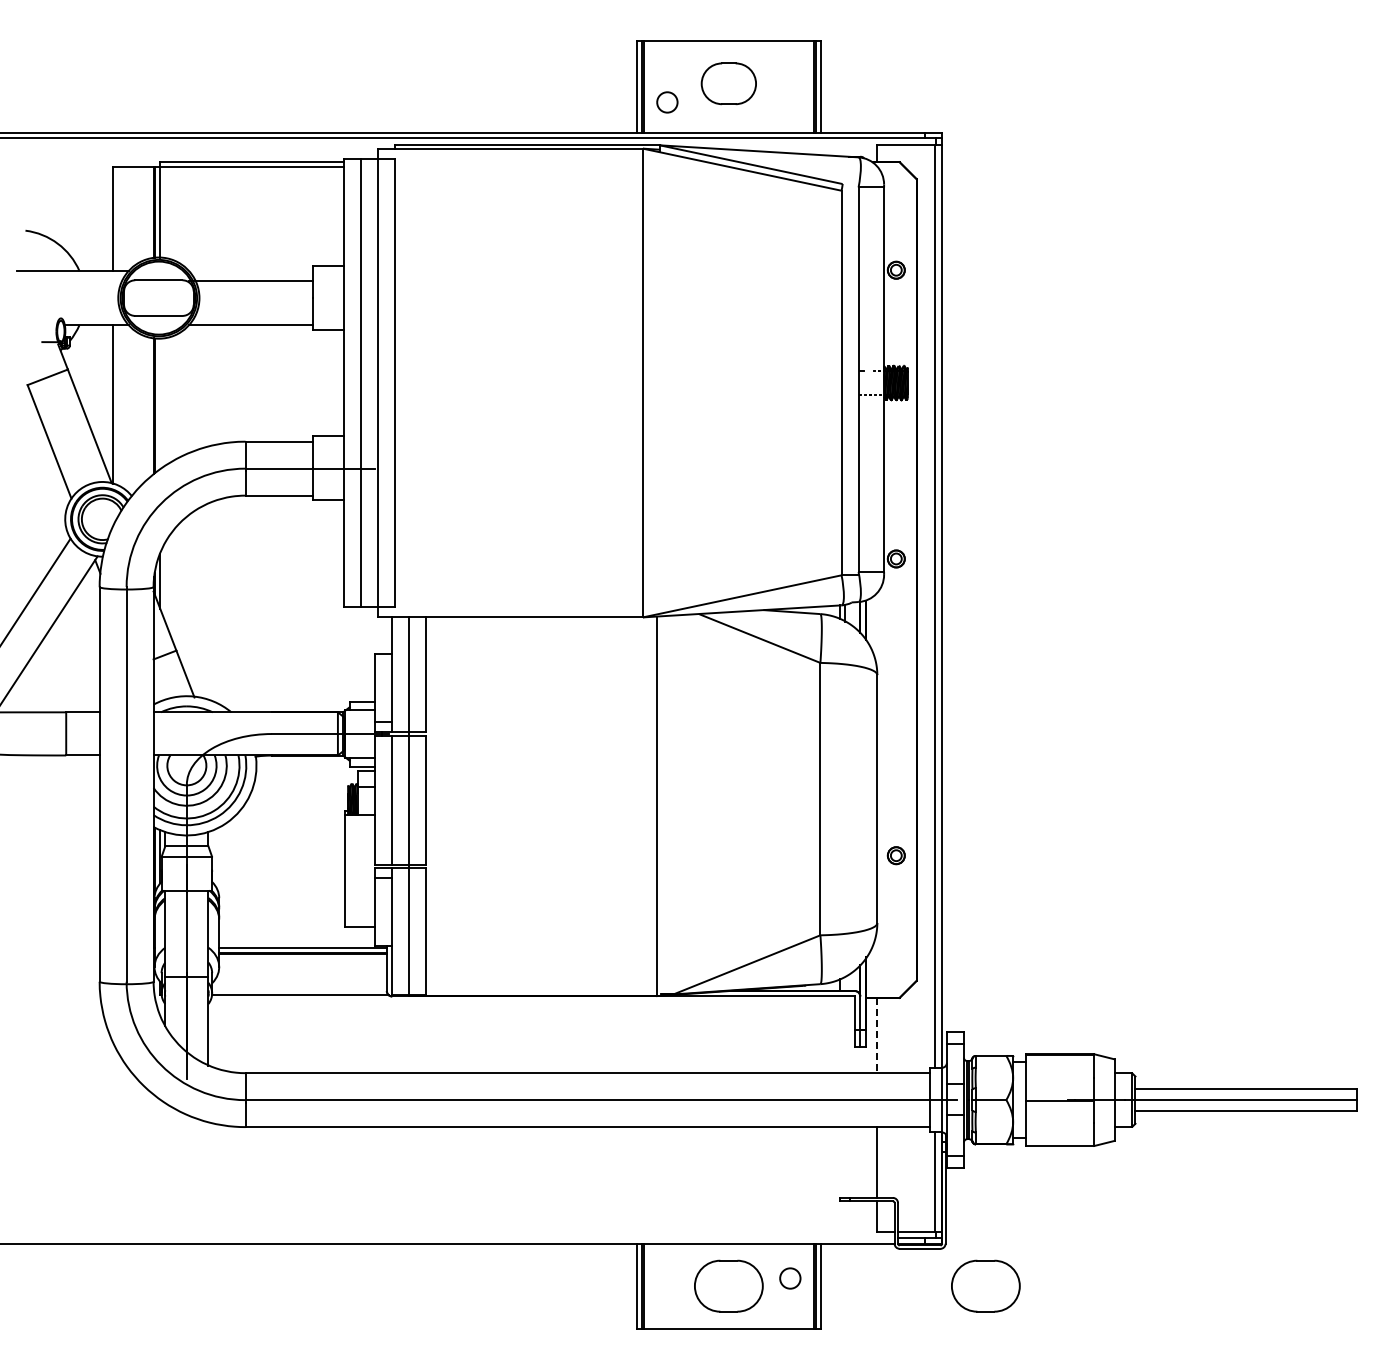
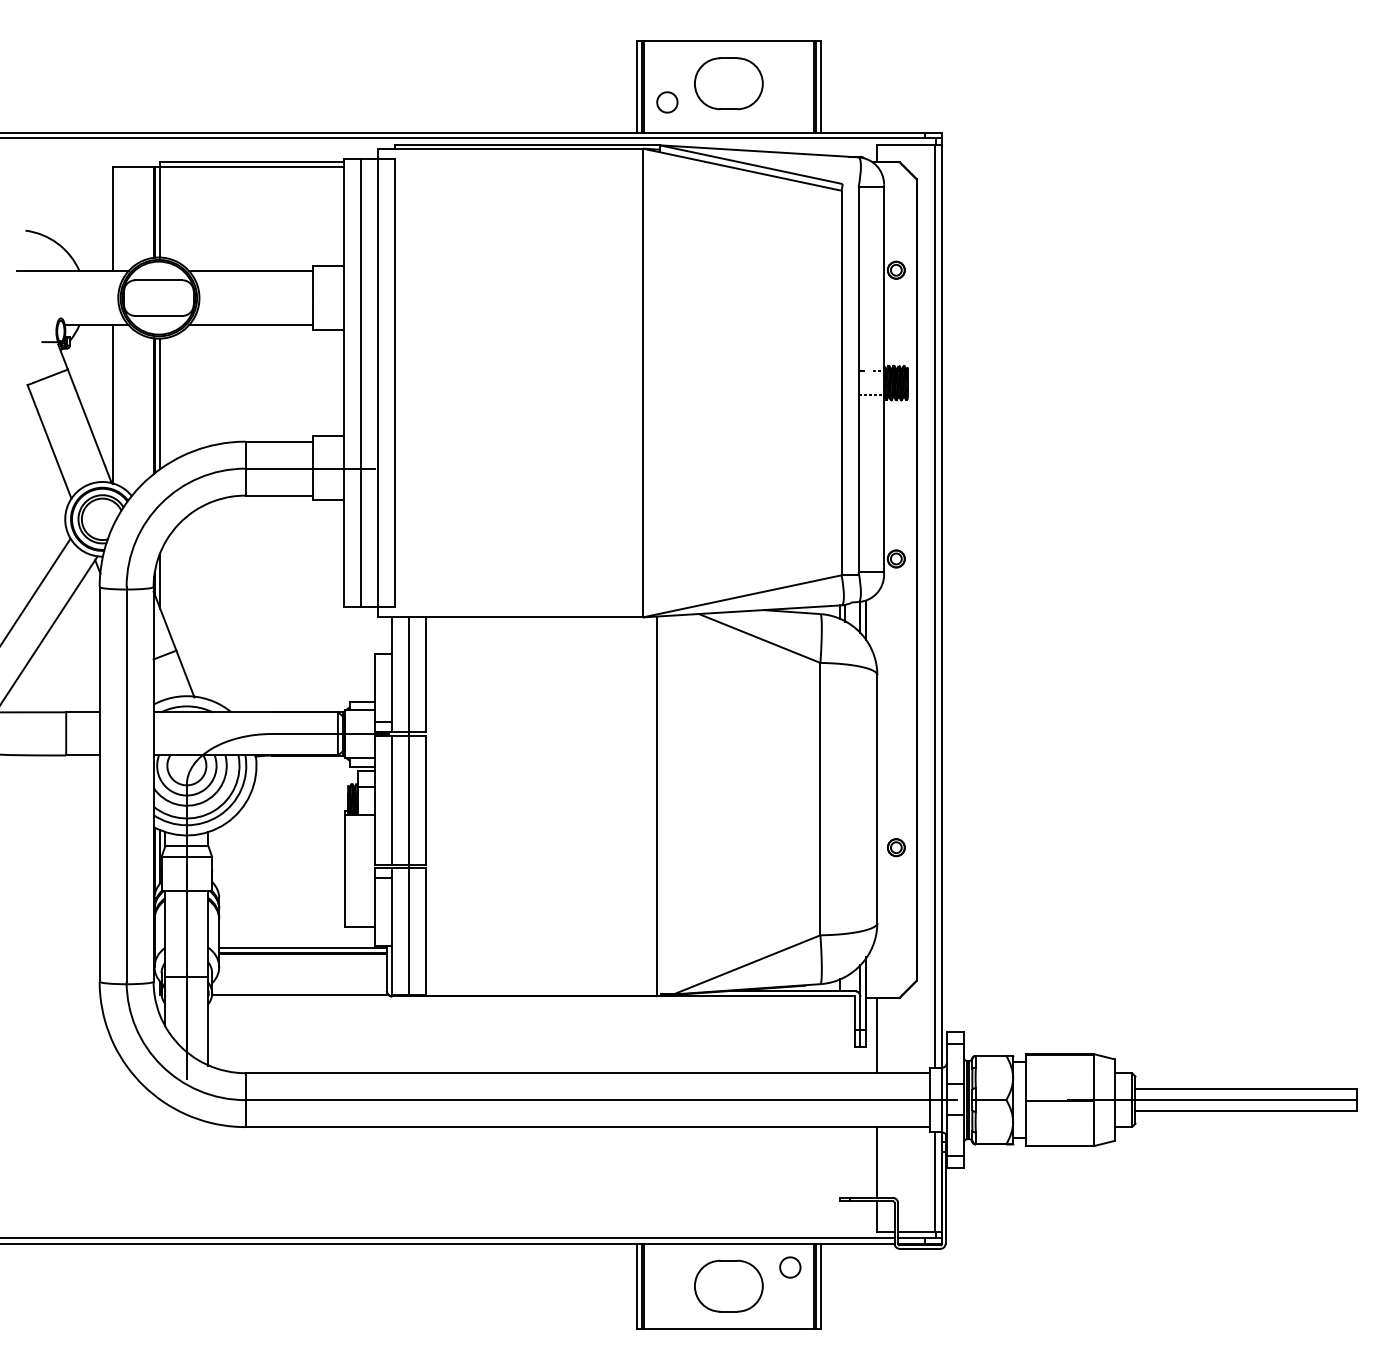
part size: 57x44 px -> 70x54 px (728, 83)
line position: (251, 281) -> (251, 271) (251, 271)
line: none -> present (160, 403)
part position: (895, 855) -> (895, 847) (895, 847)
line: dashed -> solid (877, 1035)
line: none -> present (448, 1238)
circle position: (790, 1278) -> (790, 1267) (790, 1267)
part: present -> none (985, 1285)
